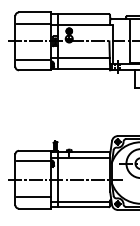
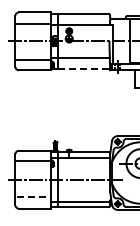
line: solid -> dashed (83, 68)
line: solid -> dashed (34, 197)
